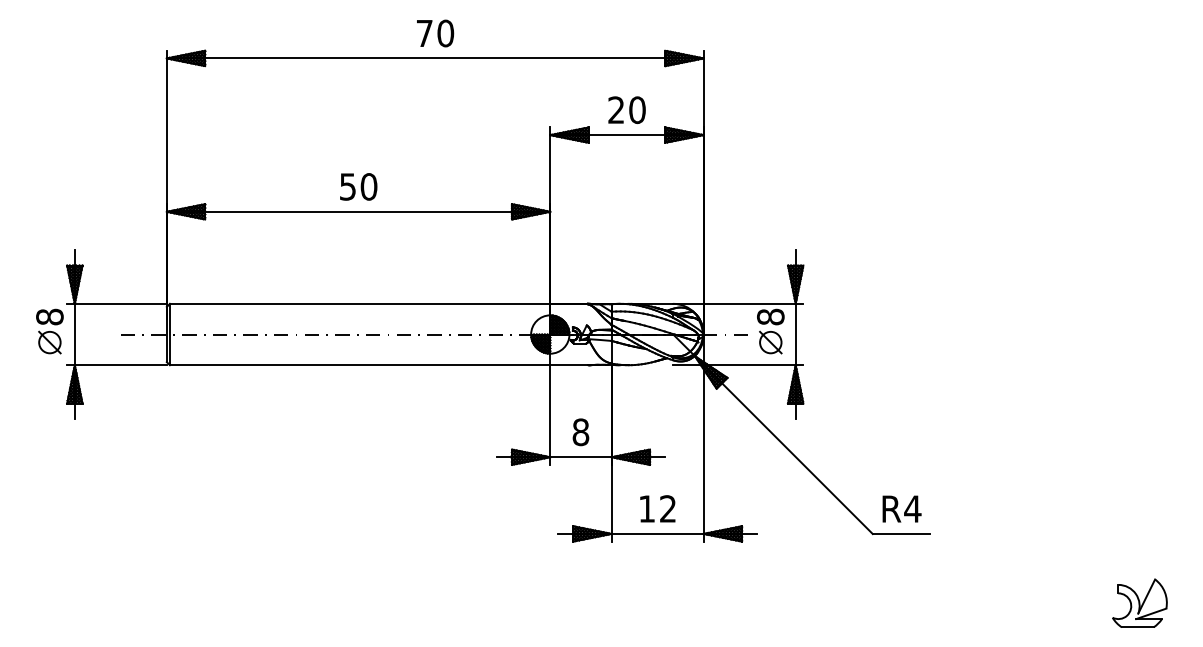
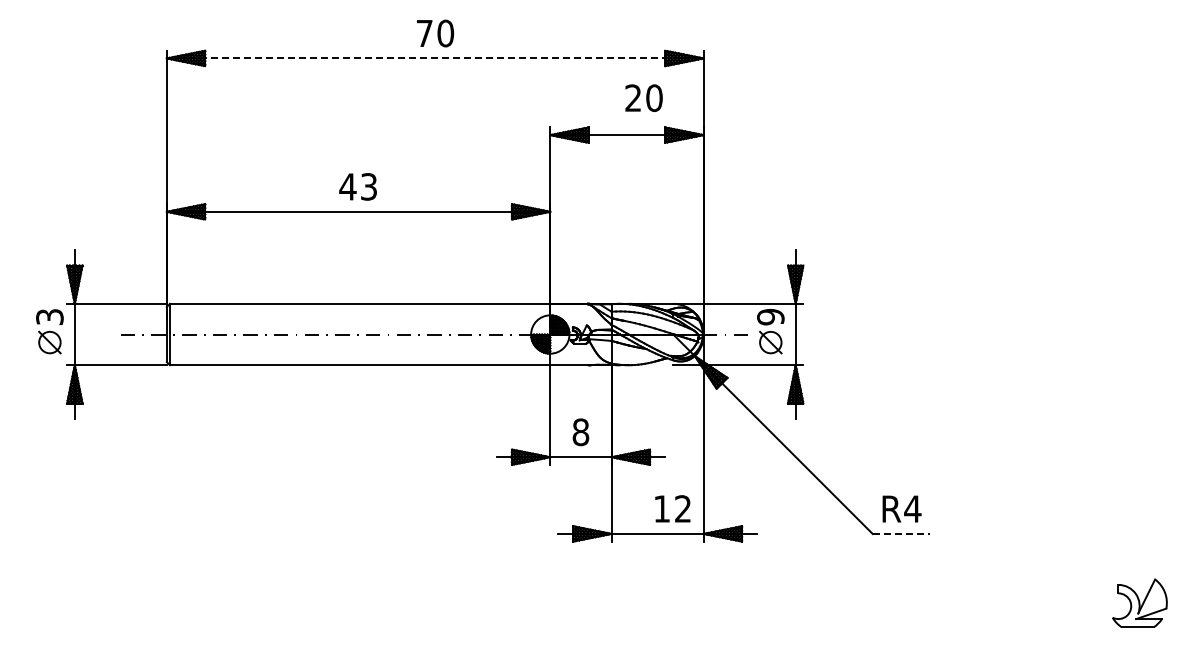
line: solid -> dashed (435, 58)
text position: (626, 110) -> (643, 98) (643, 98)
text: 50 -> 43 (358, 186)
text: 8 -> 3 (49, 316)
text: 8 -> 9 (770, 316)
text position: (657, 508) -> (672, 508) (672, 508)
line: solid -> dashed (901, 534)
